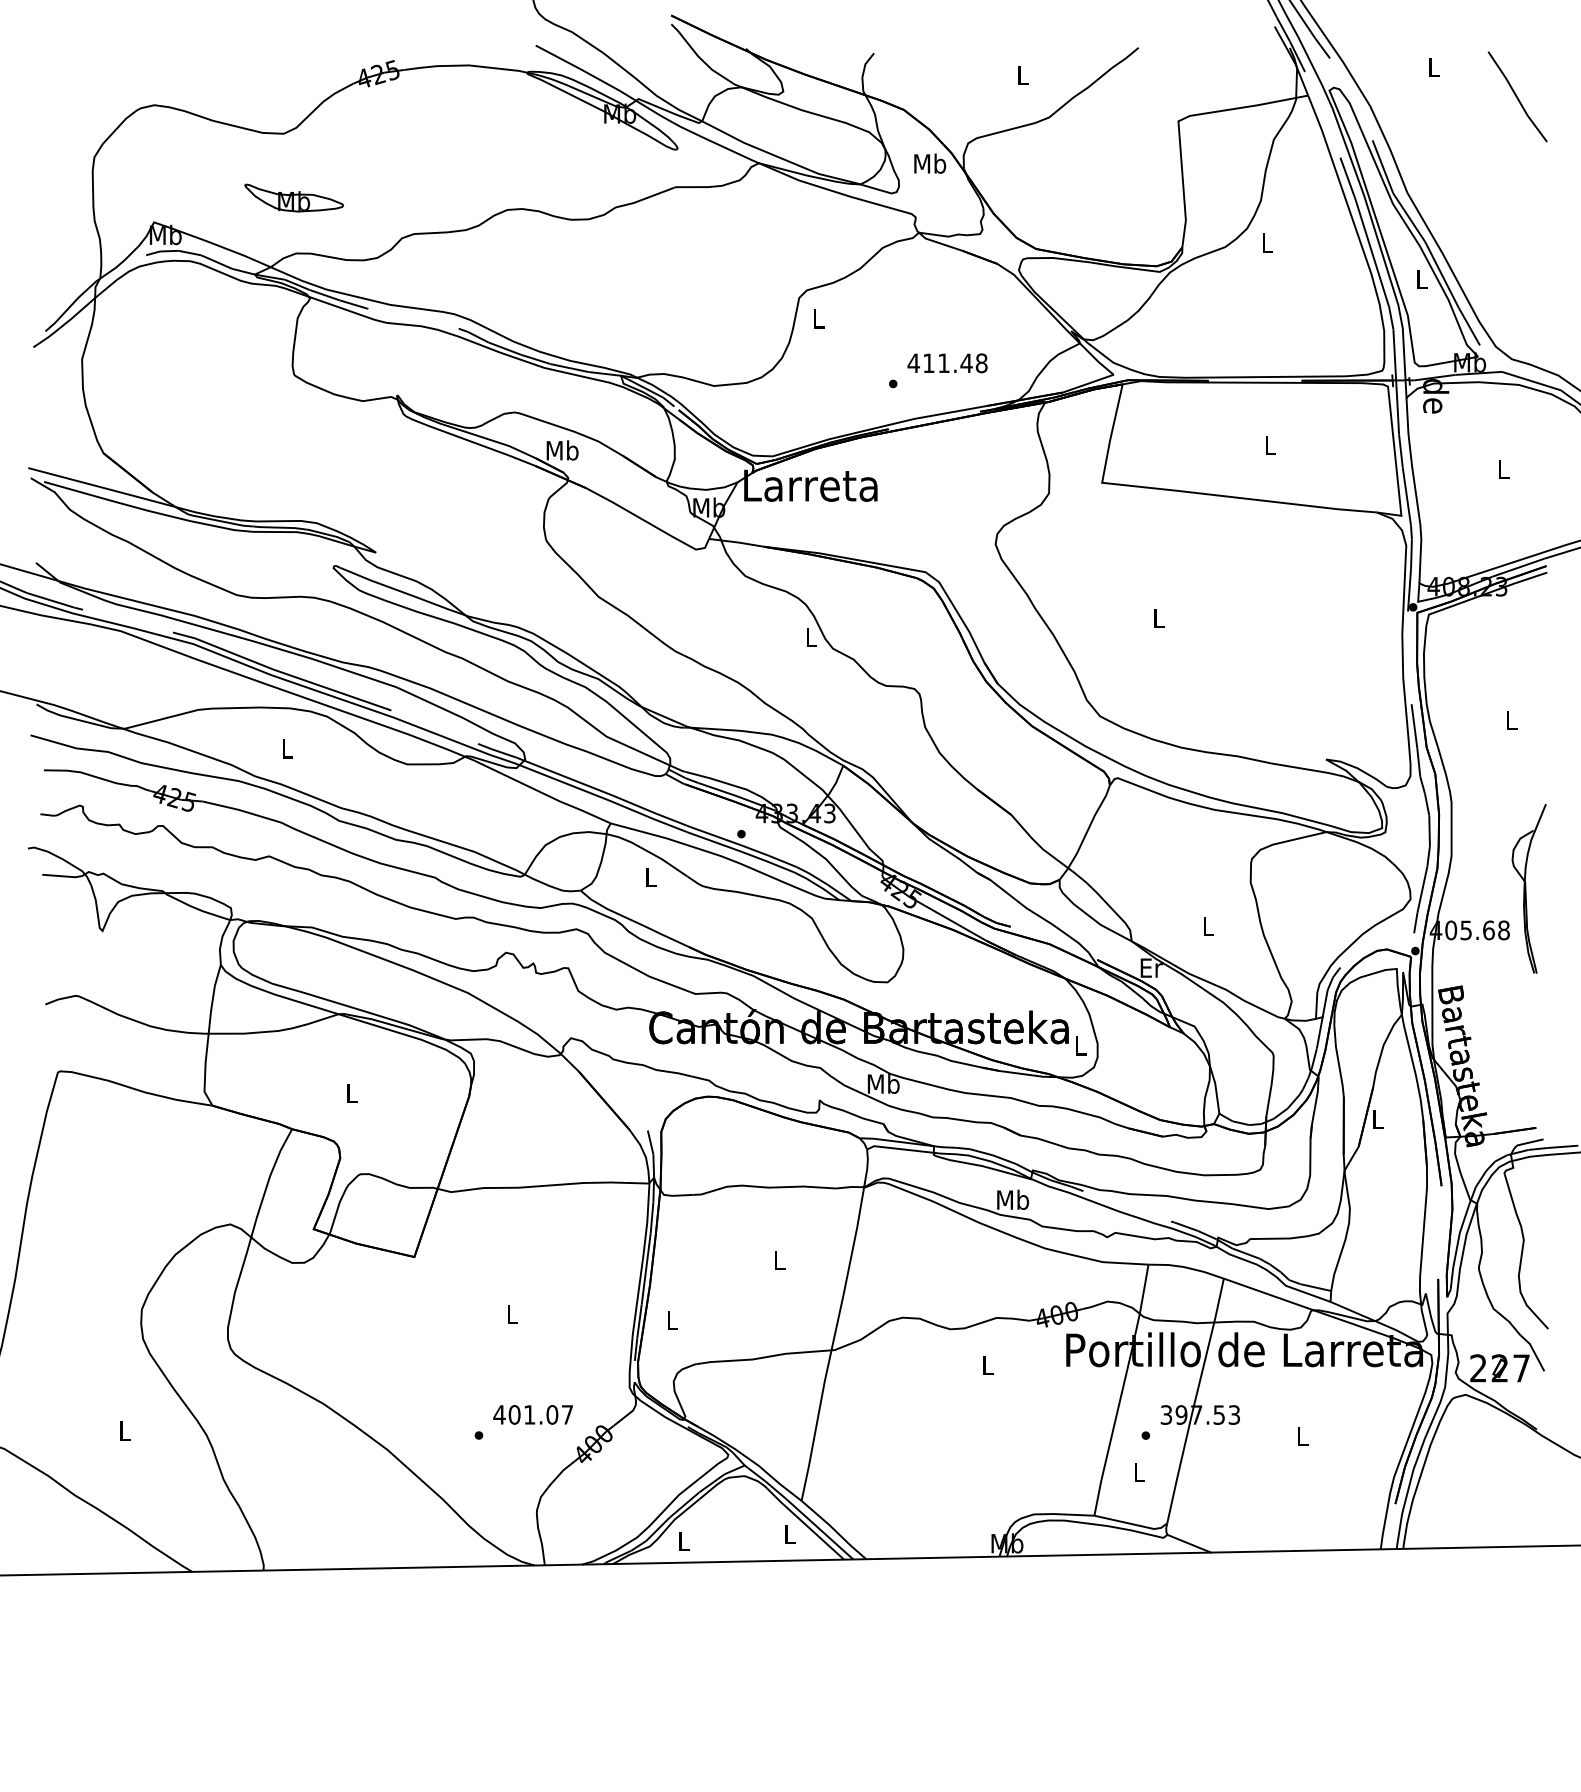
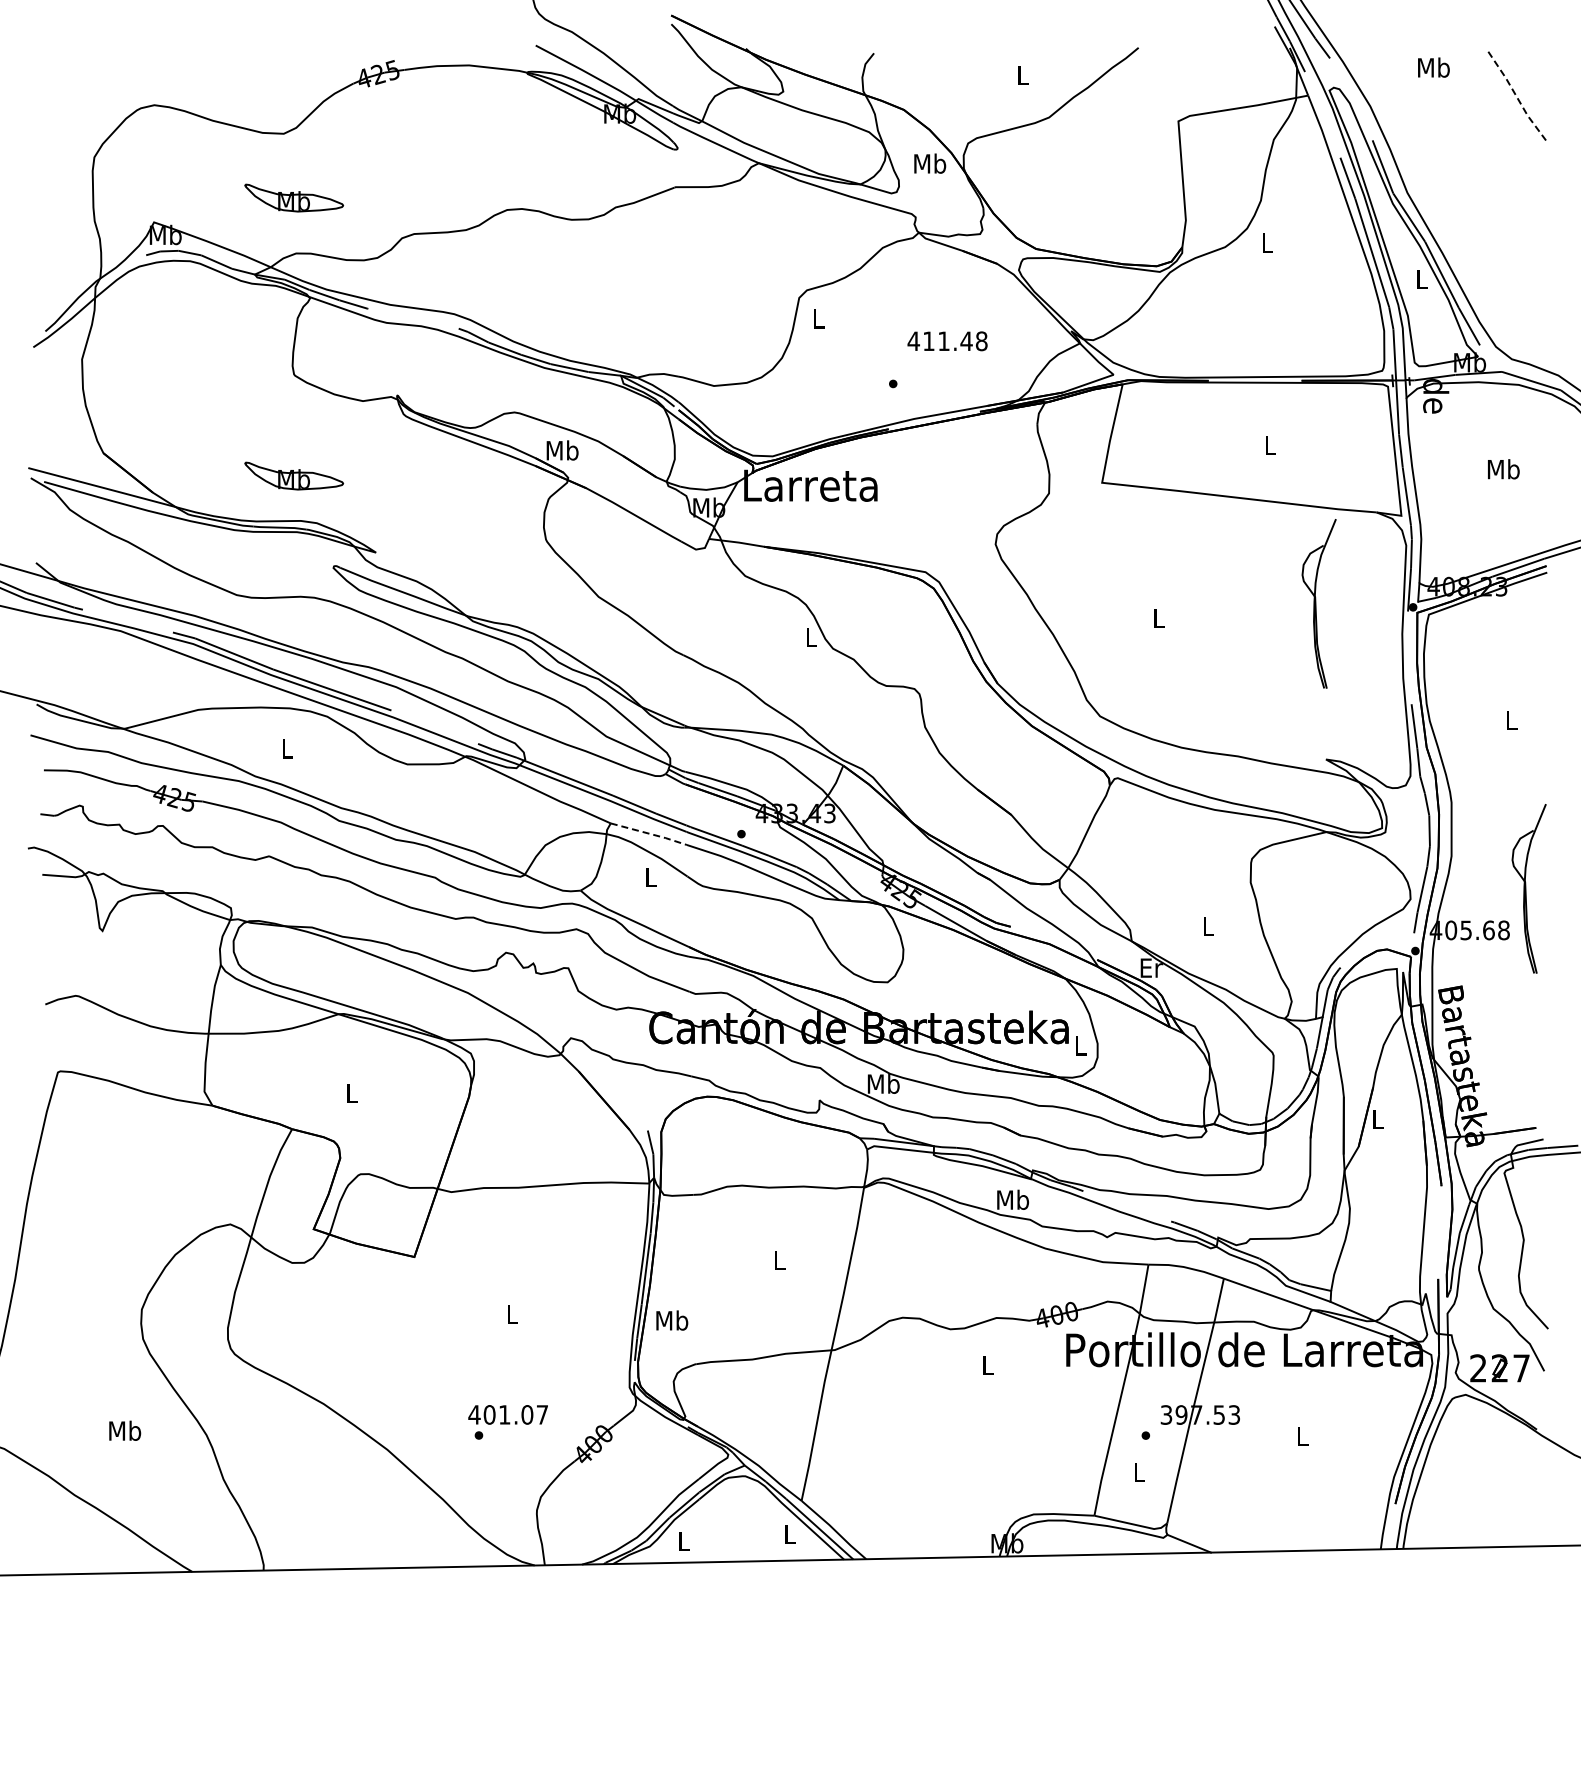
text: L -> Mb (1433, 67)
line: solid -> dashed (1517, 97)
text position: (947, 363) -> (947, 341) (947, 341)
text: L -> Mb (1503, 469)
part: none -> present (294, 475)
part: none -> present (1318, 603)
line: solid -> dashed (650, 834)
text: L -> Mb (672, 1320)
text position: (532, 1414) -> (507, 1414) (507, 1414)
text: L -> Mb (125, 1430)
